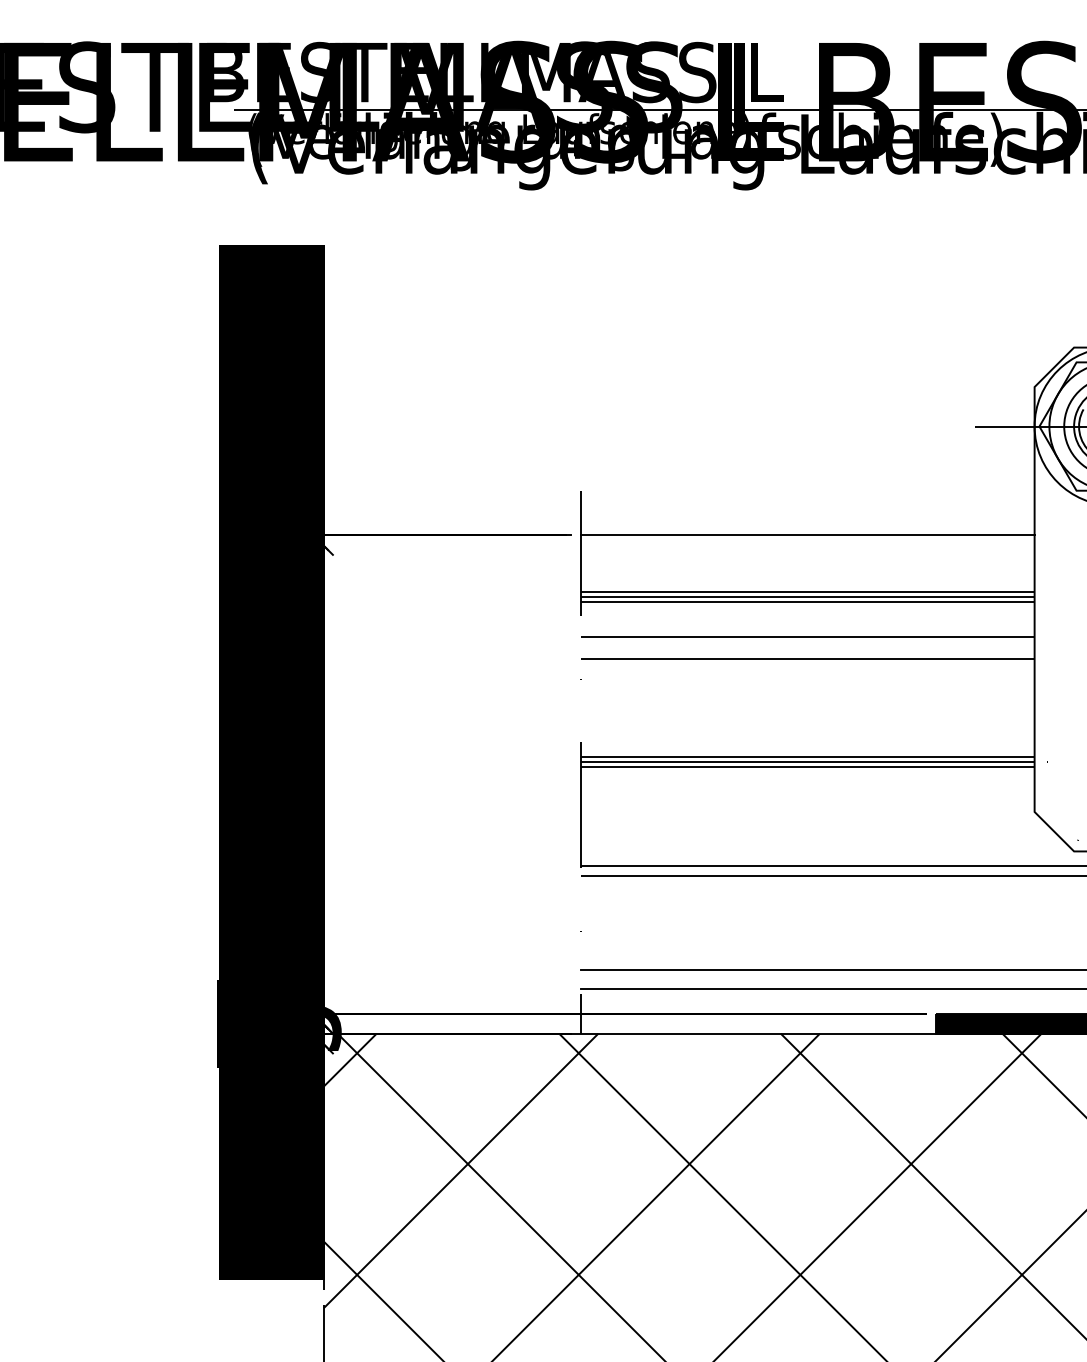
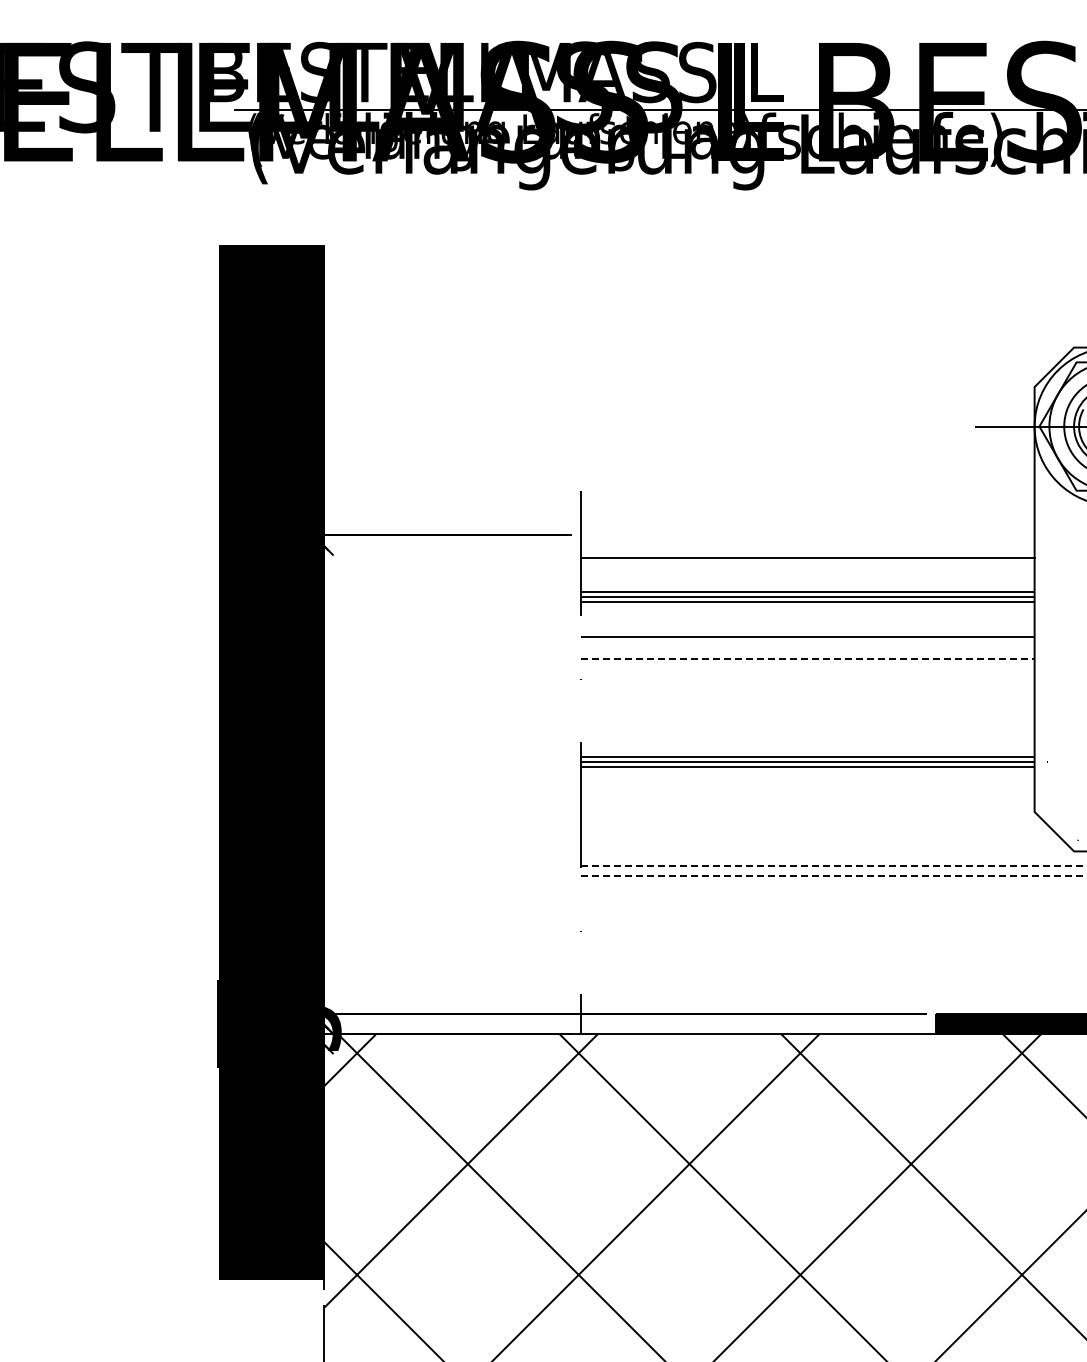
line position: (807, 535) -> (807, 558) (807, 558)
line: solid -> dashed (808, 658)
line: solid -> dashed (834, 865)
line: solid -> dashed (834, 875)
line: present -> none (831, 969)
line: present -> none (831, 989)
